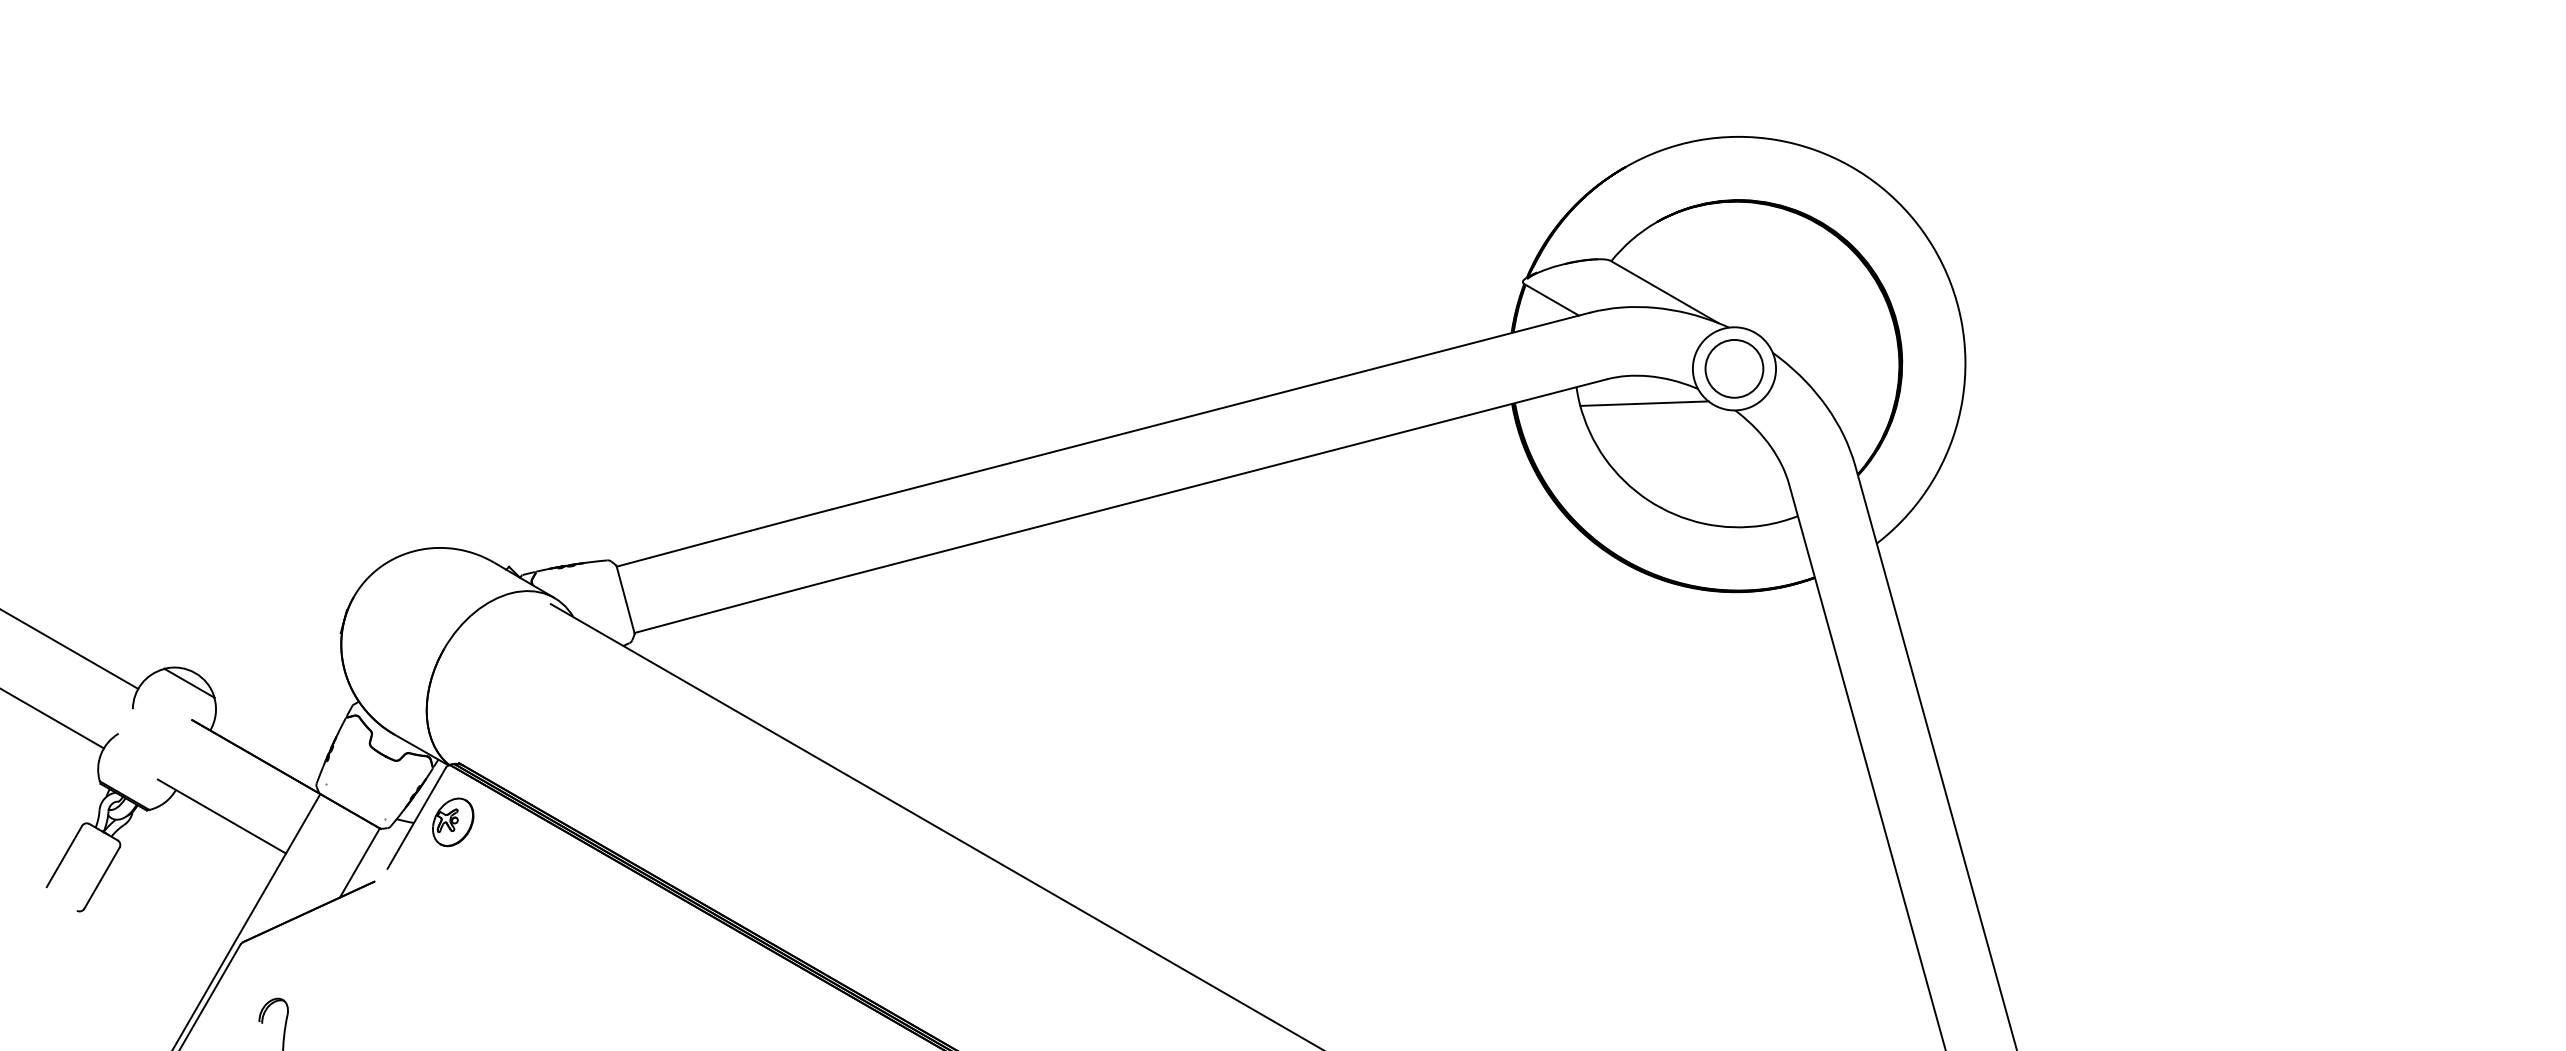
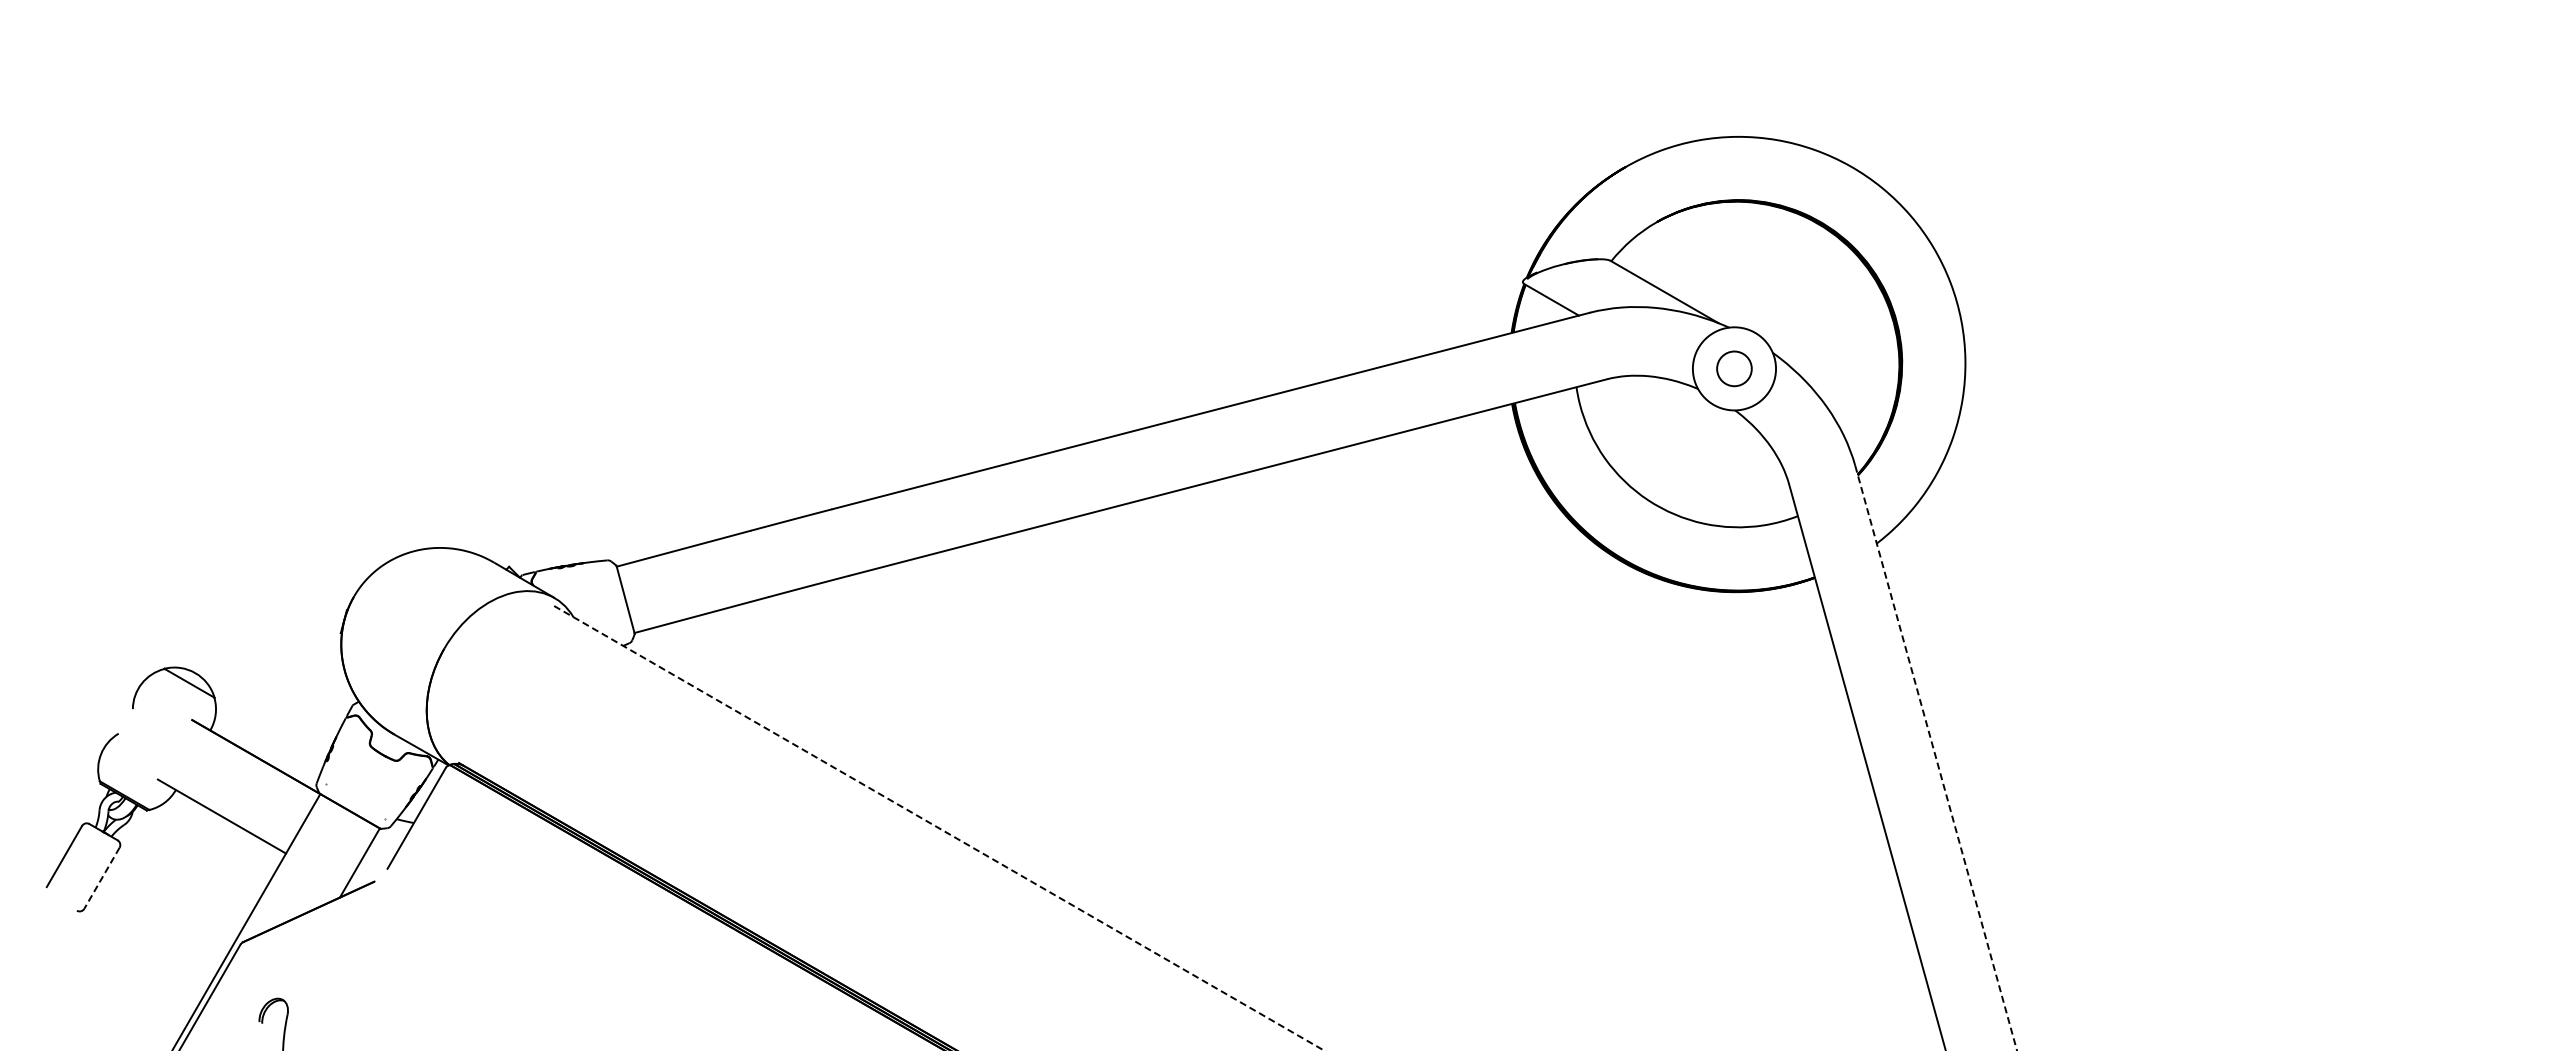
circle diameter: 58 px -> 35 px (1734, 368)
line: present -> none (1644, 403)
line: present -> none (70, 649)
line: present -> none (52, 718)
line: solid -> dashed (1936, 758)
part: present -> none (453, 822)
line: solid -> dashed (937, 827)
line: solid -> dashed (101, 878)
